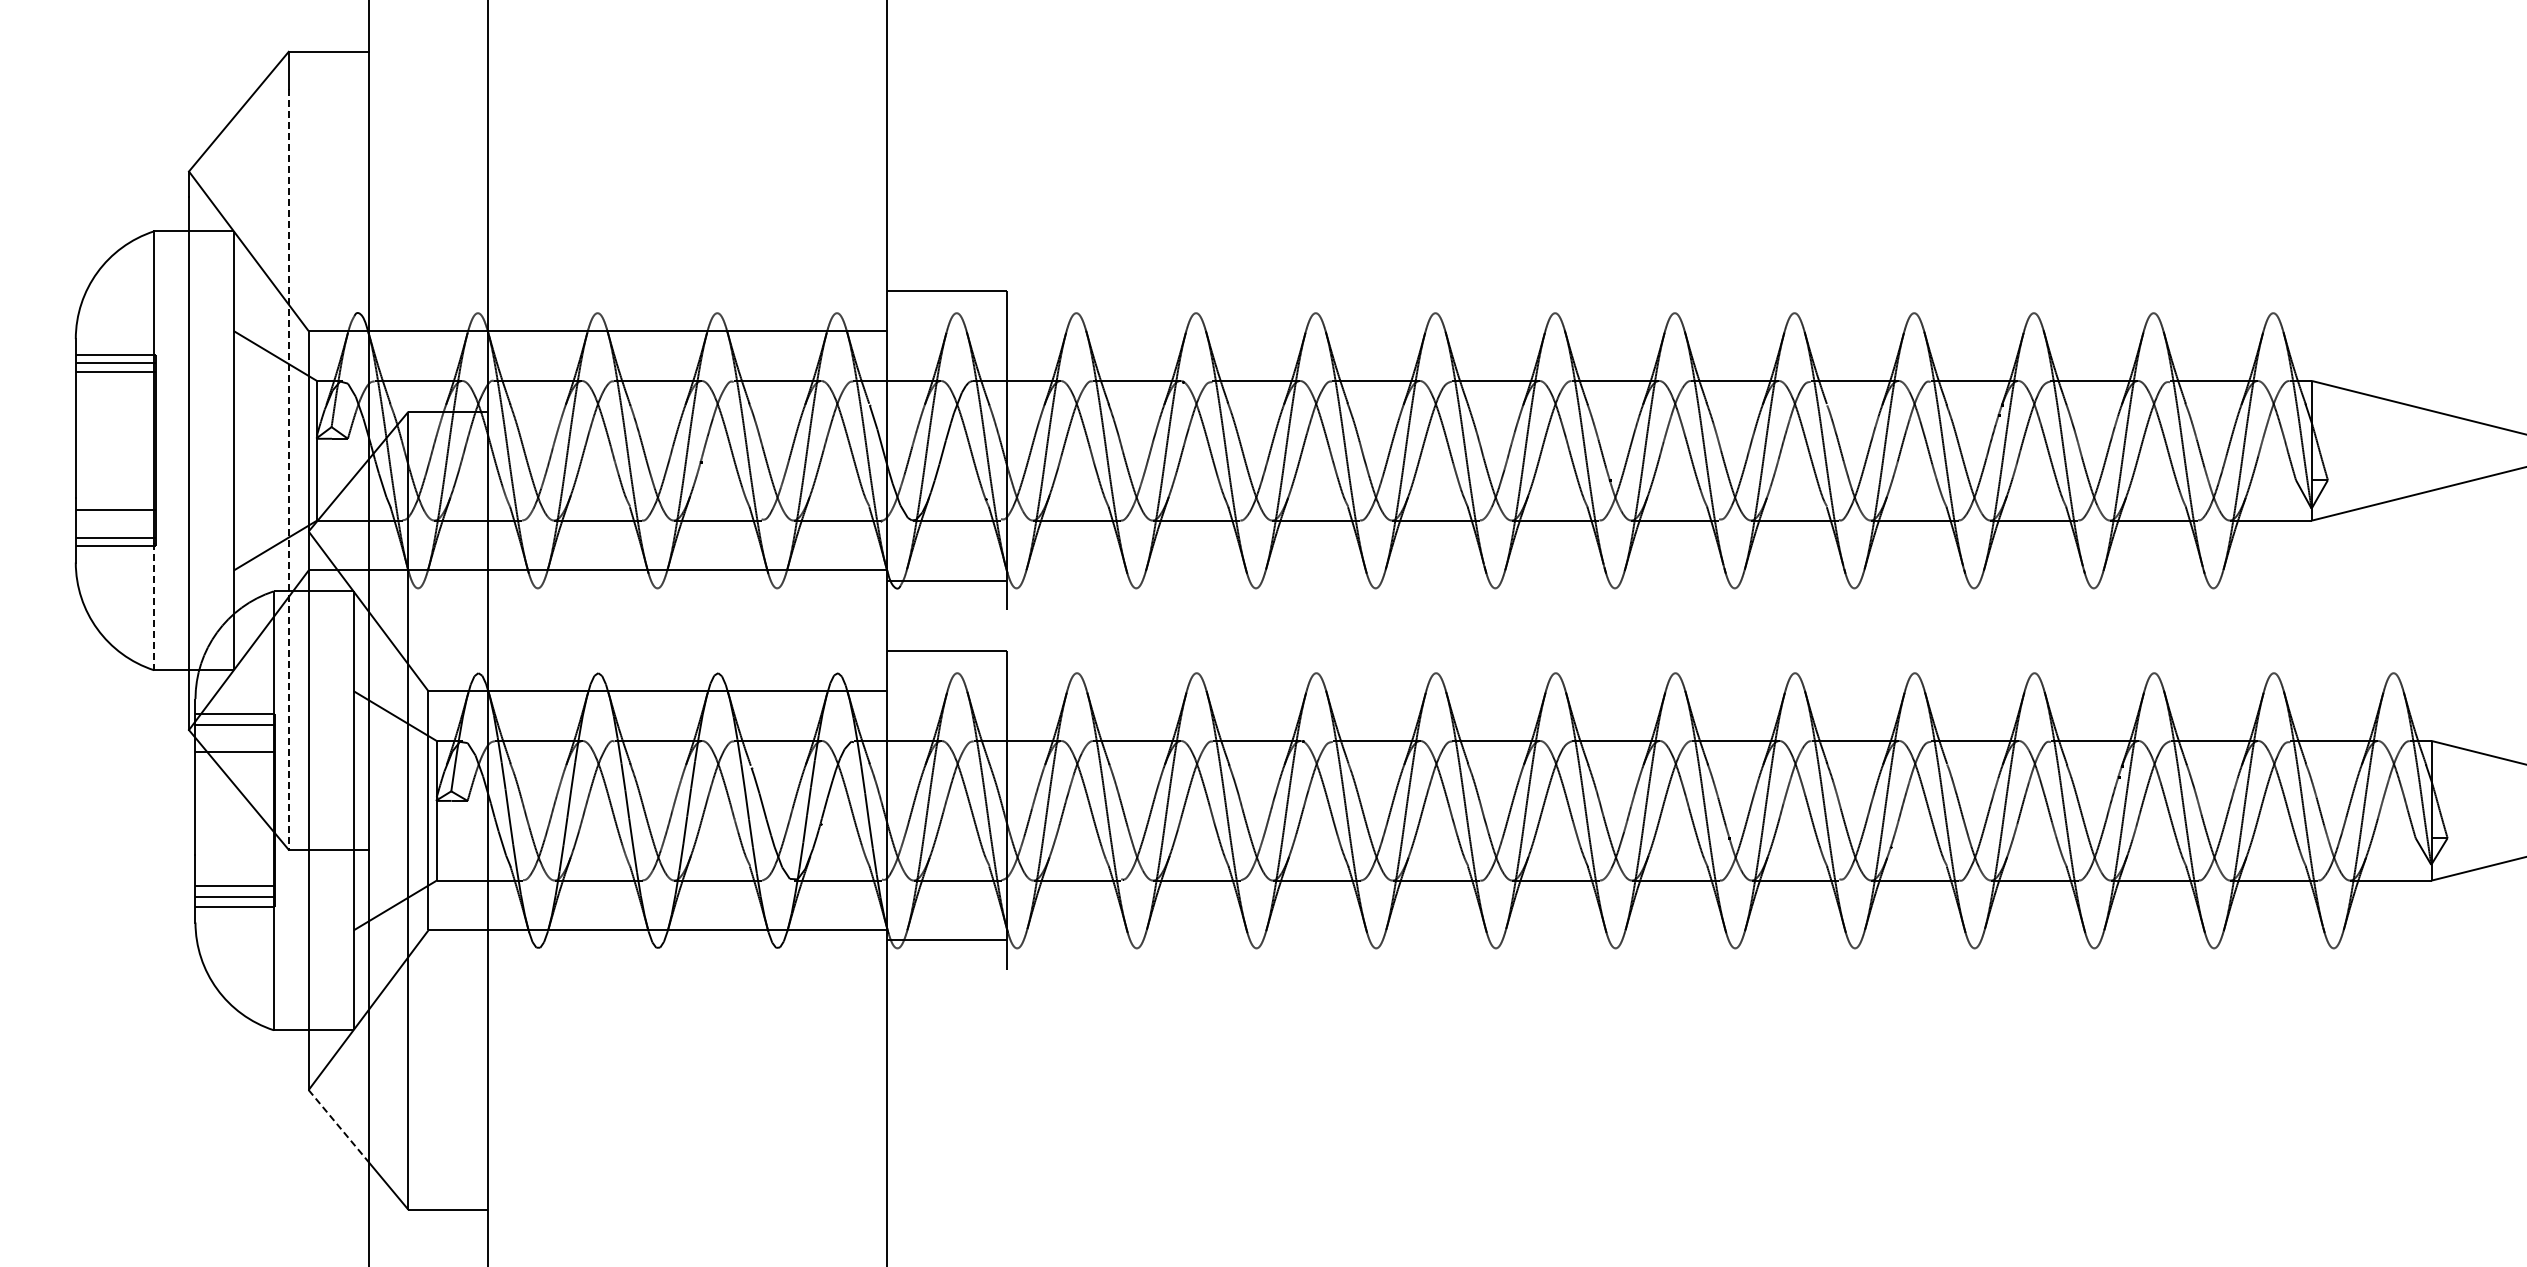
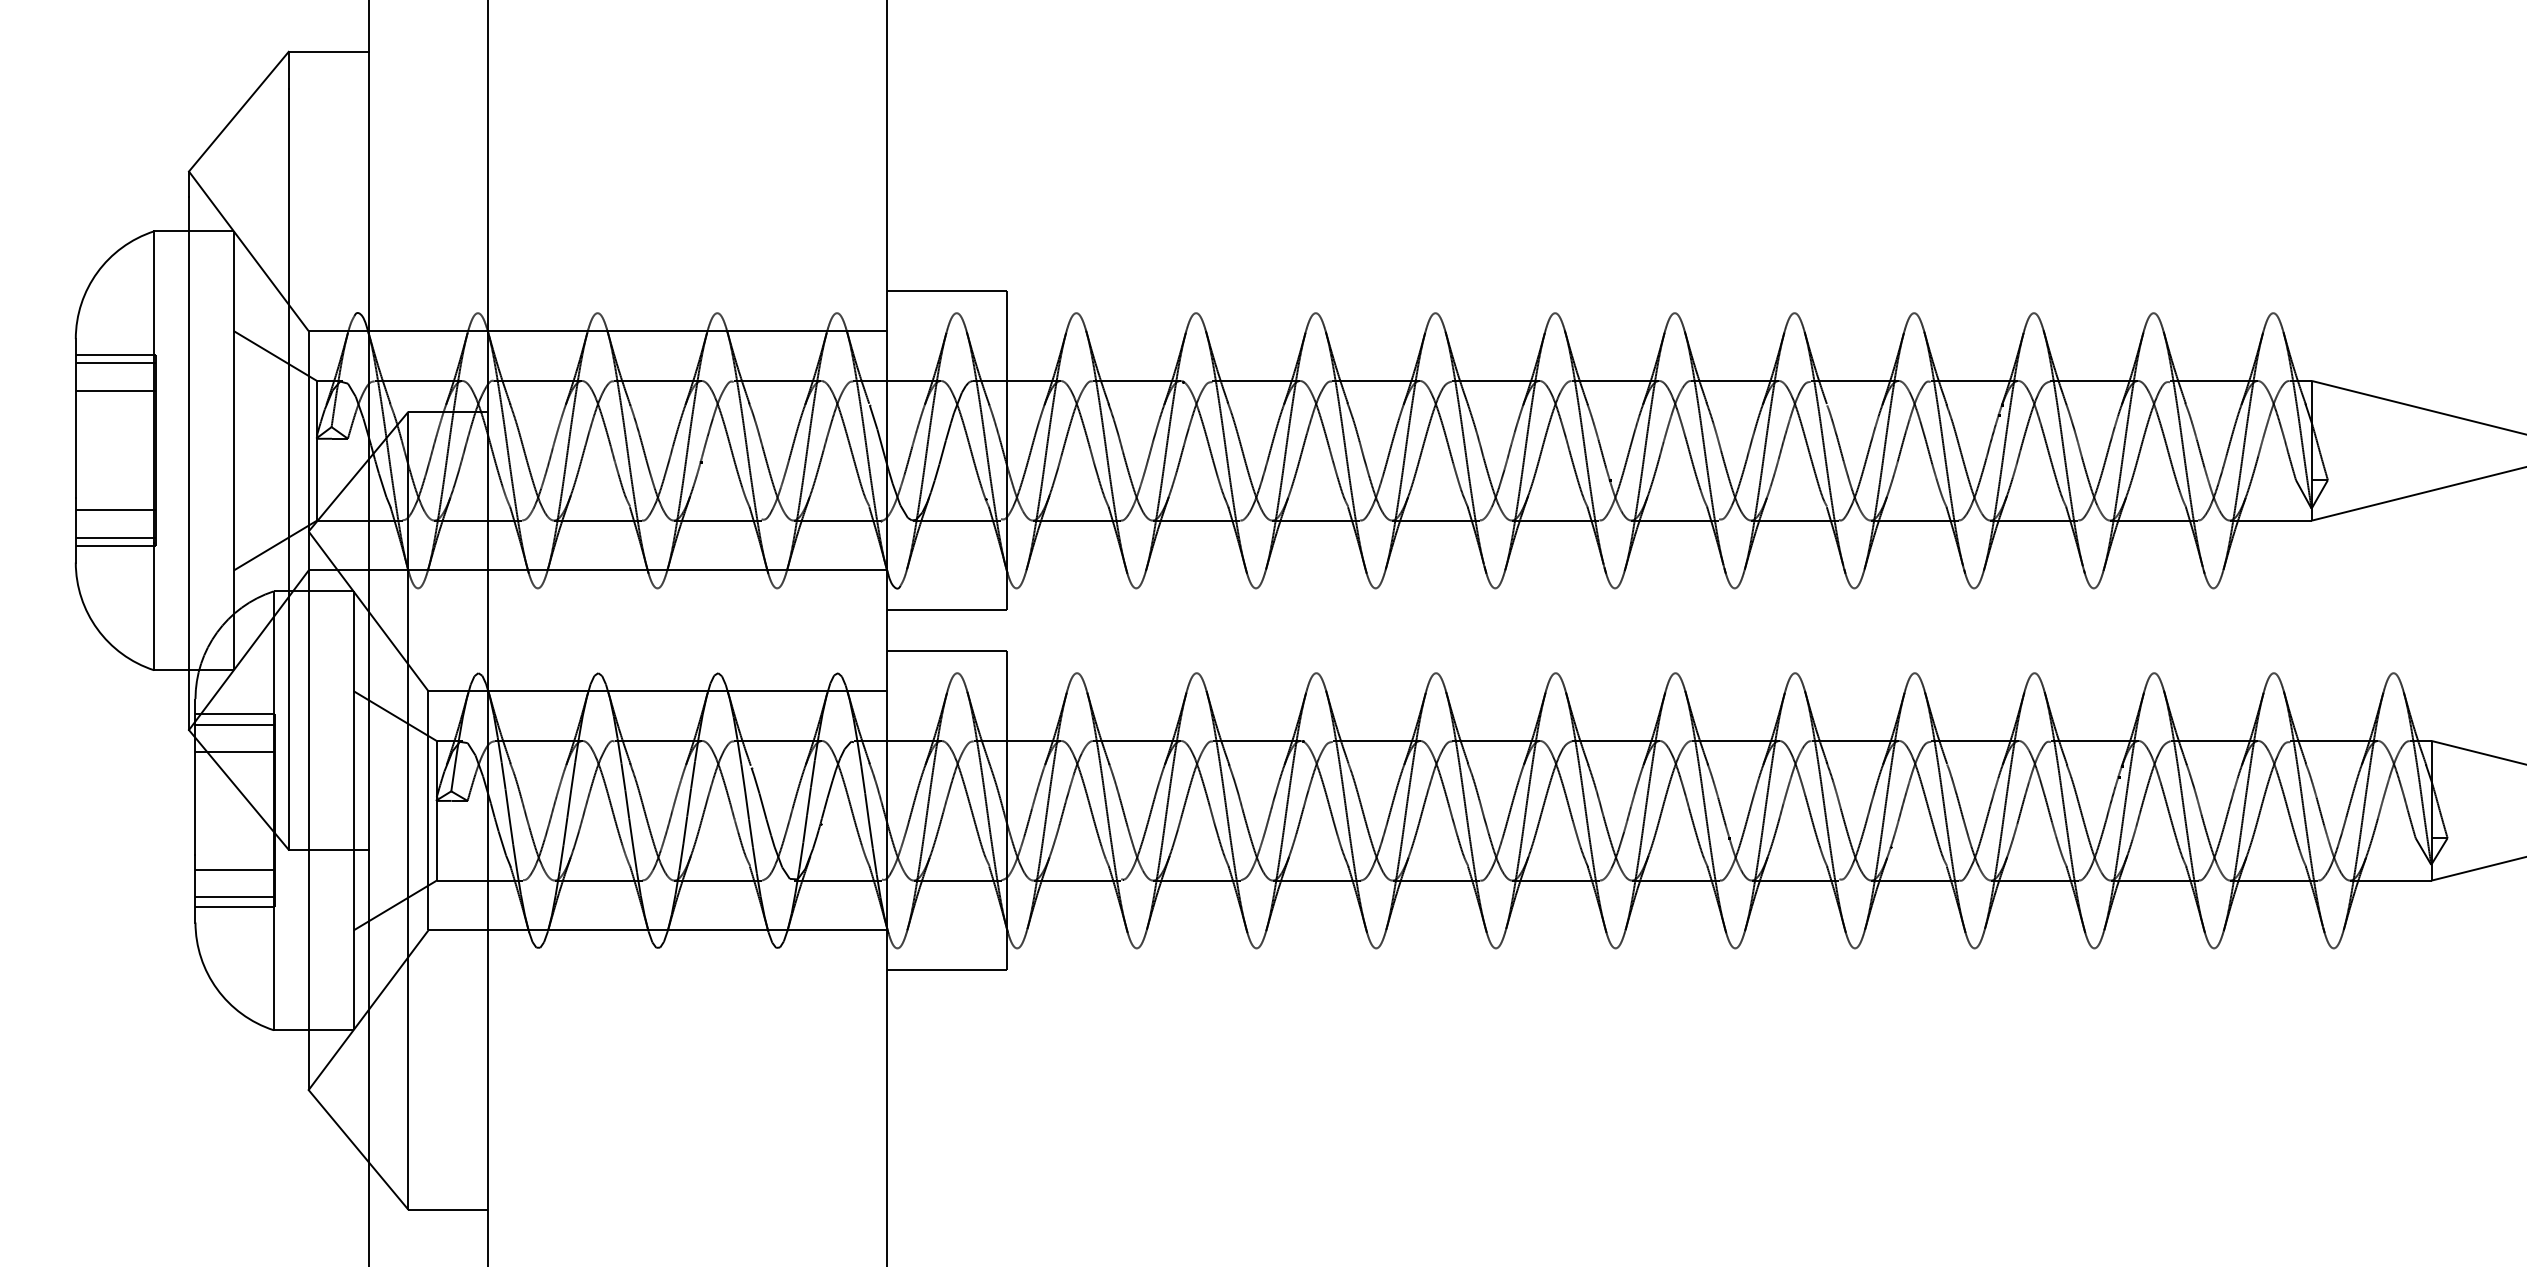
line position: (115, 372) -> (115, 391) (115, 391)
line: dashed -> solid (288, 469)
line position: (946, 581) -> (946, 610) (946, 610)
line: dashed -> solid (154, 606)
line position: (235, 886) -> (235, 870) (235, 870)
line position: (946, 940) -> (946, 970) (946, 970)
line: dashed -> solid (338, 1125)
